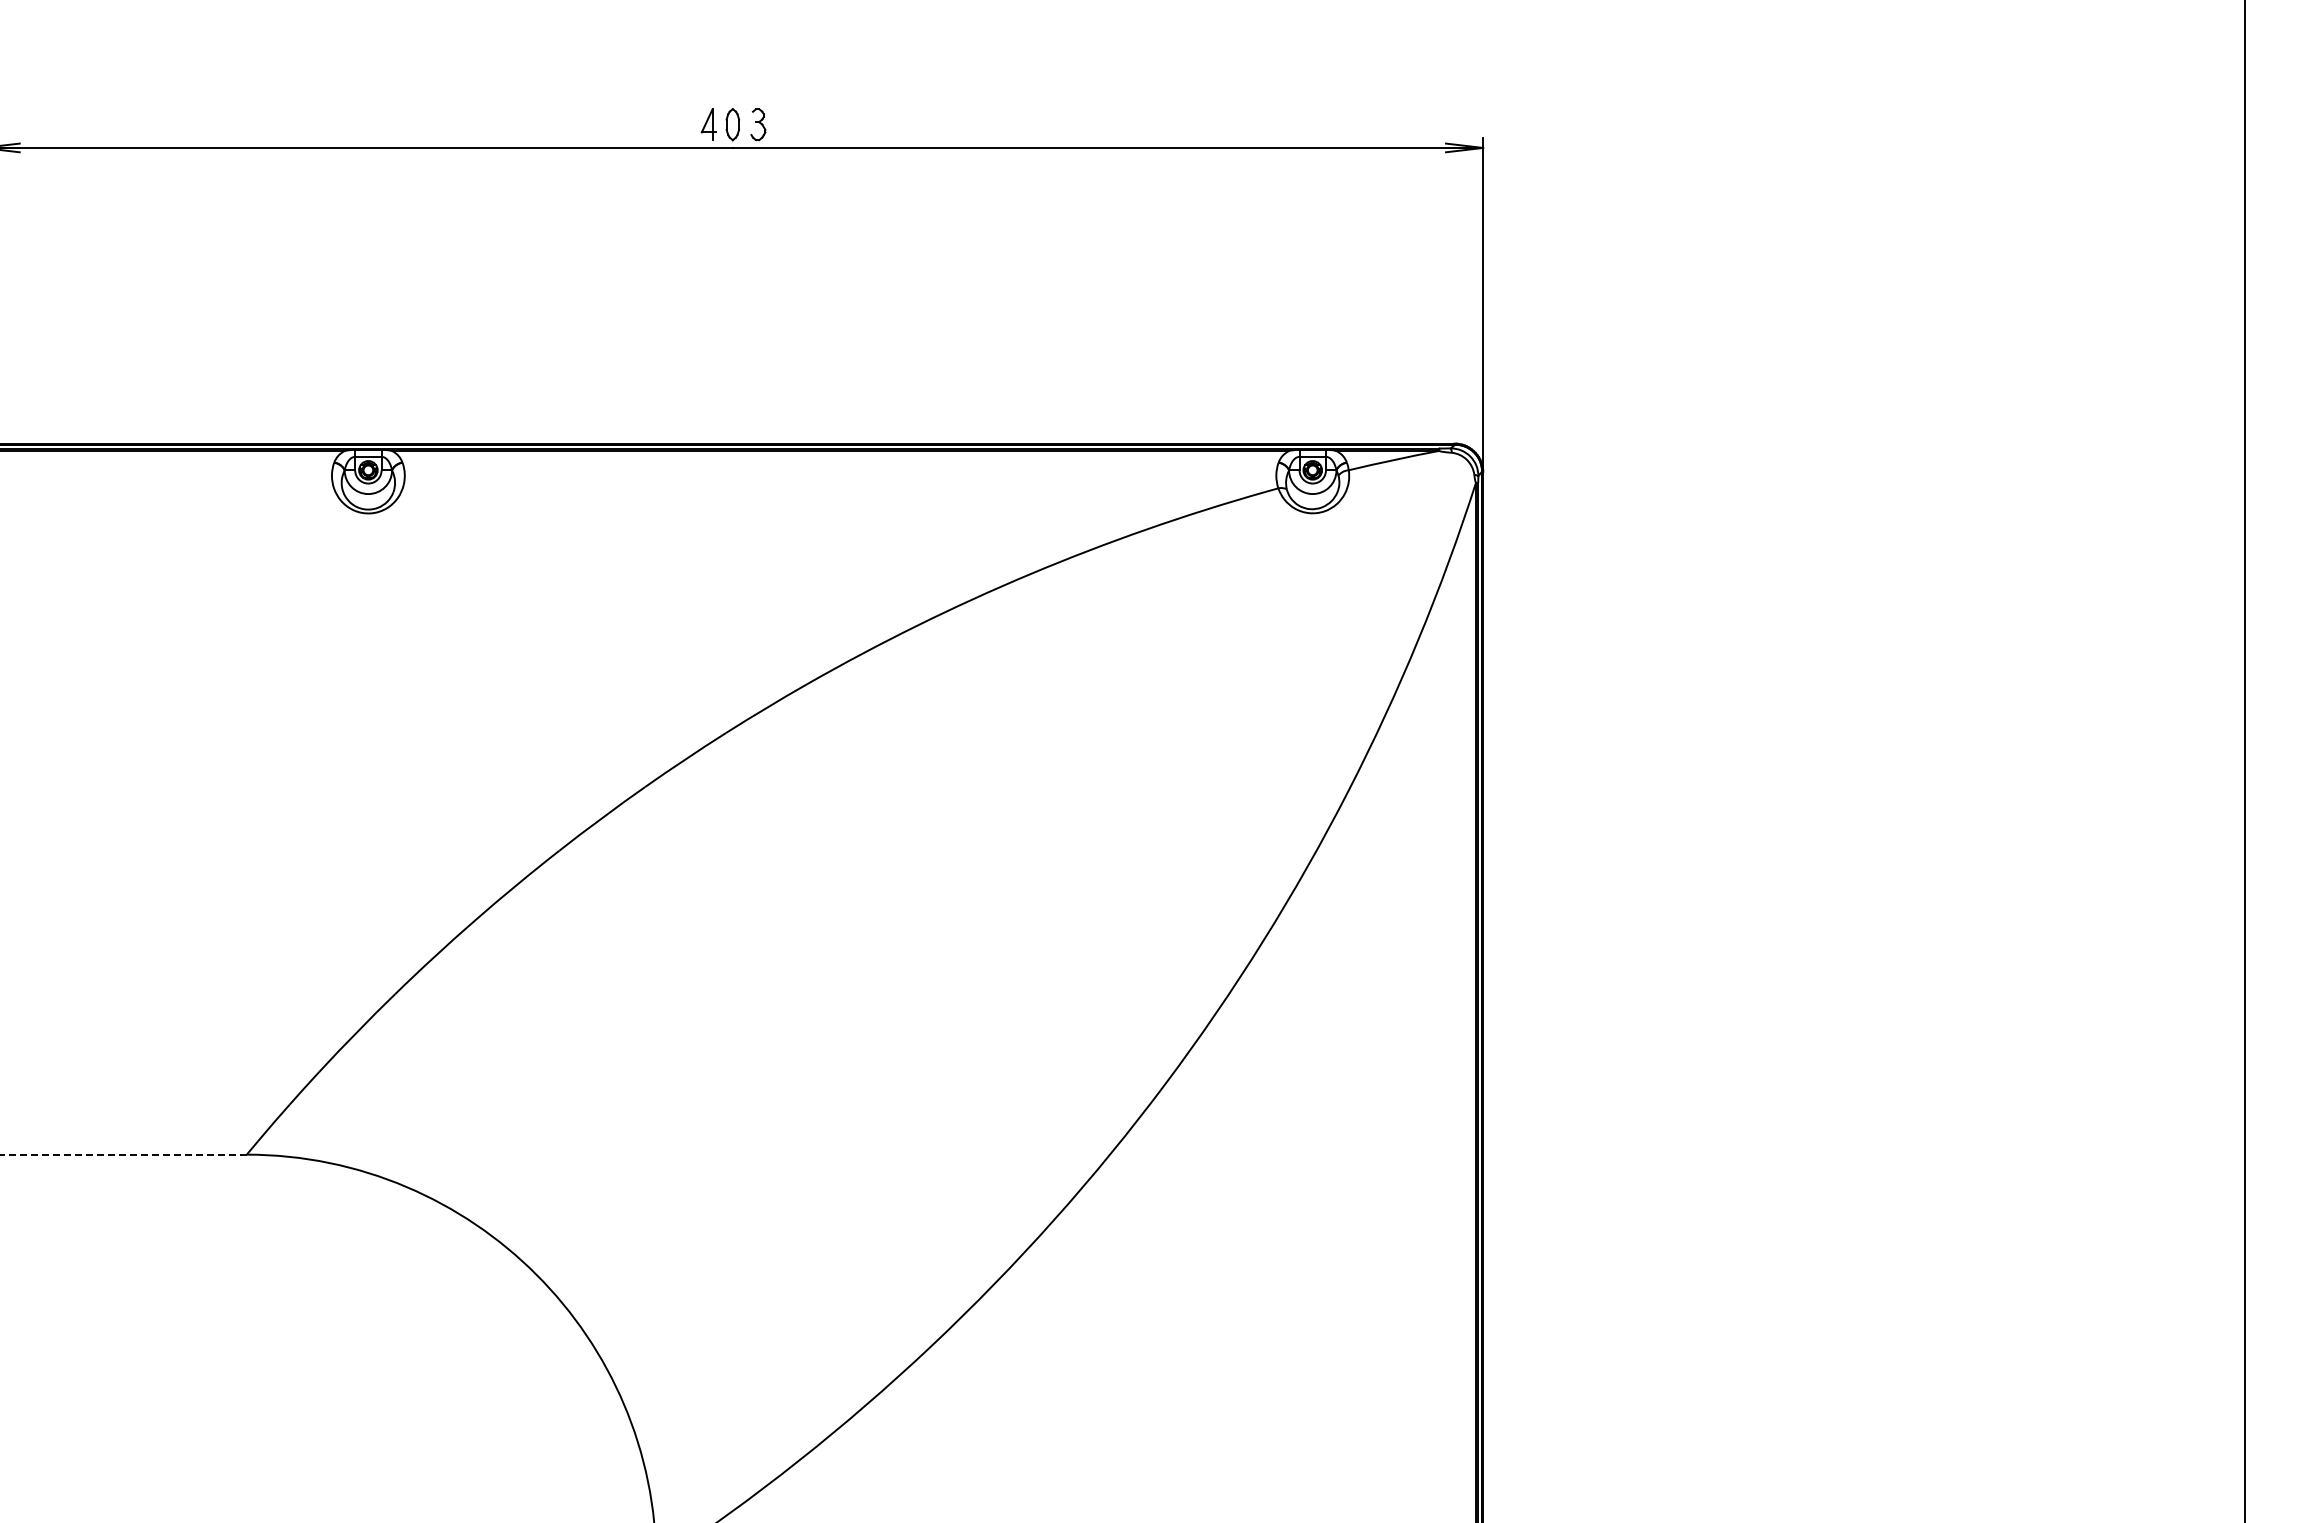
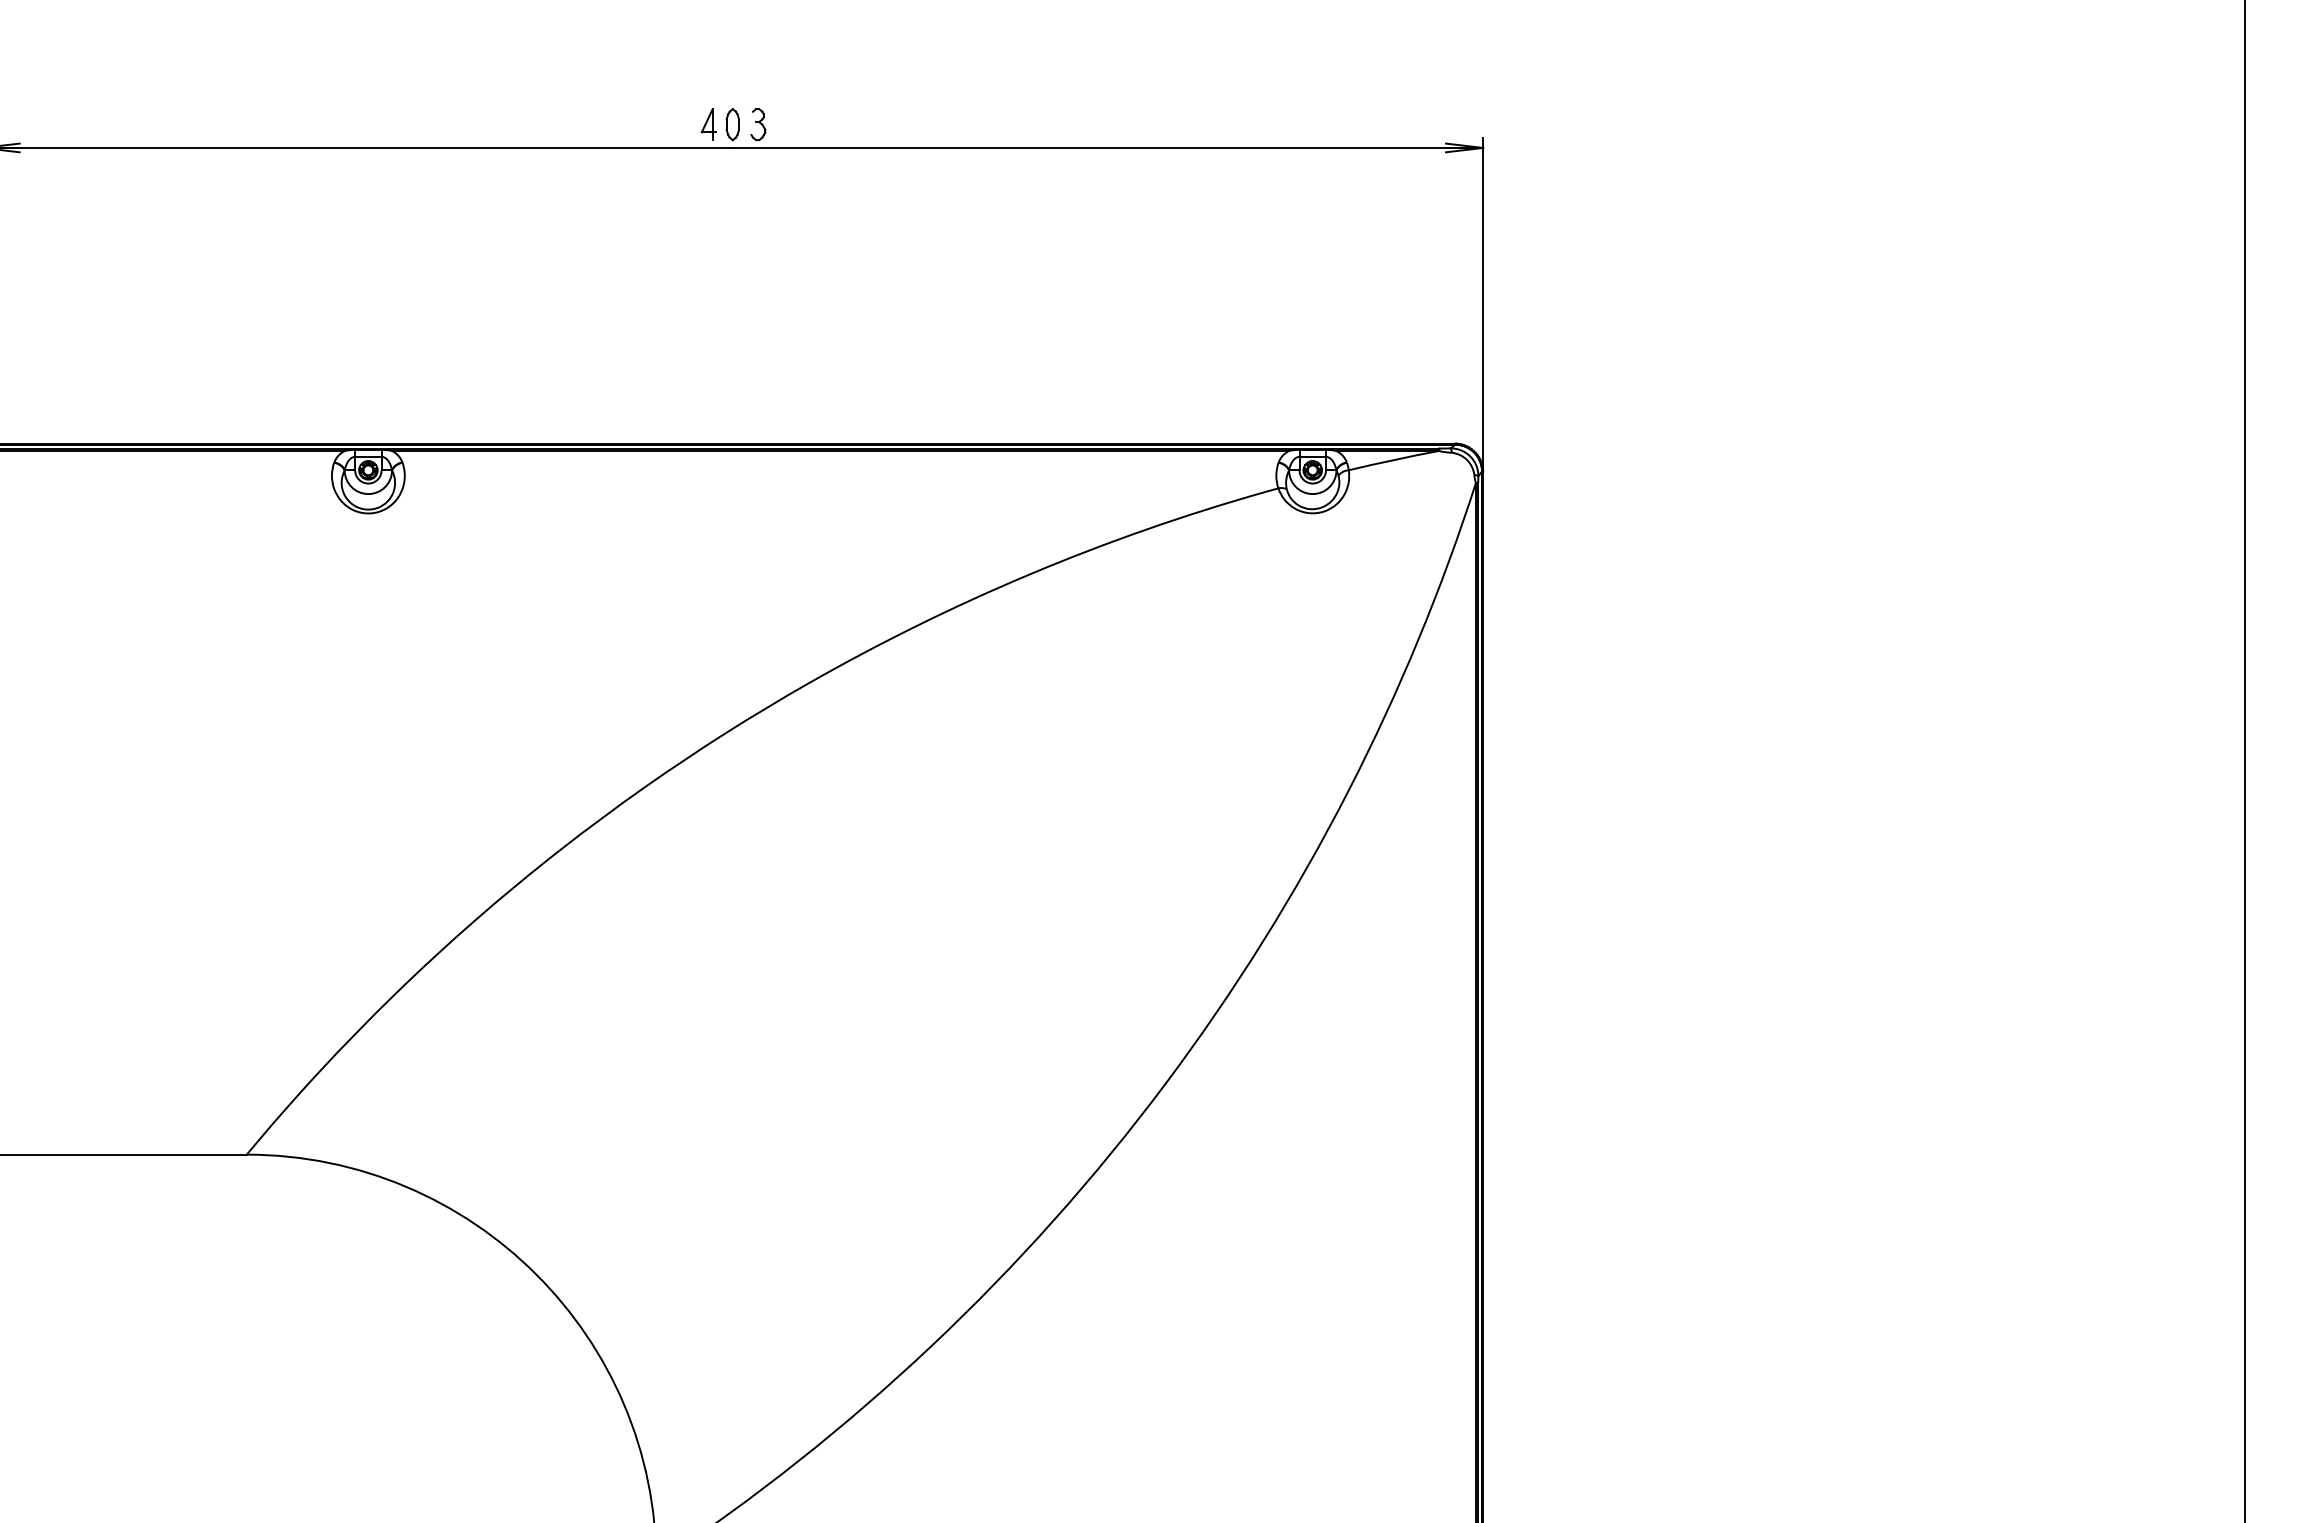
line: dashed -> solid (123, 1154)
